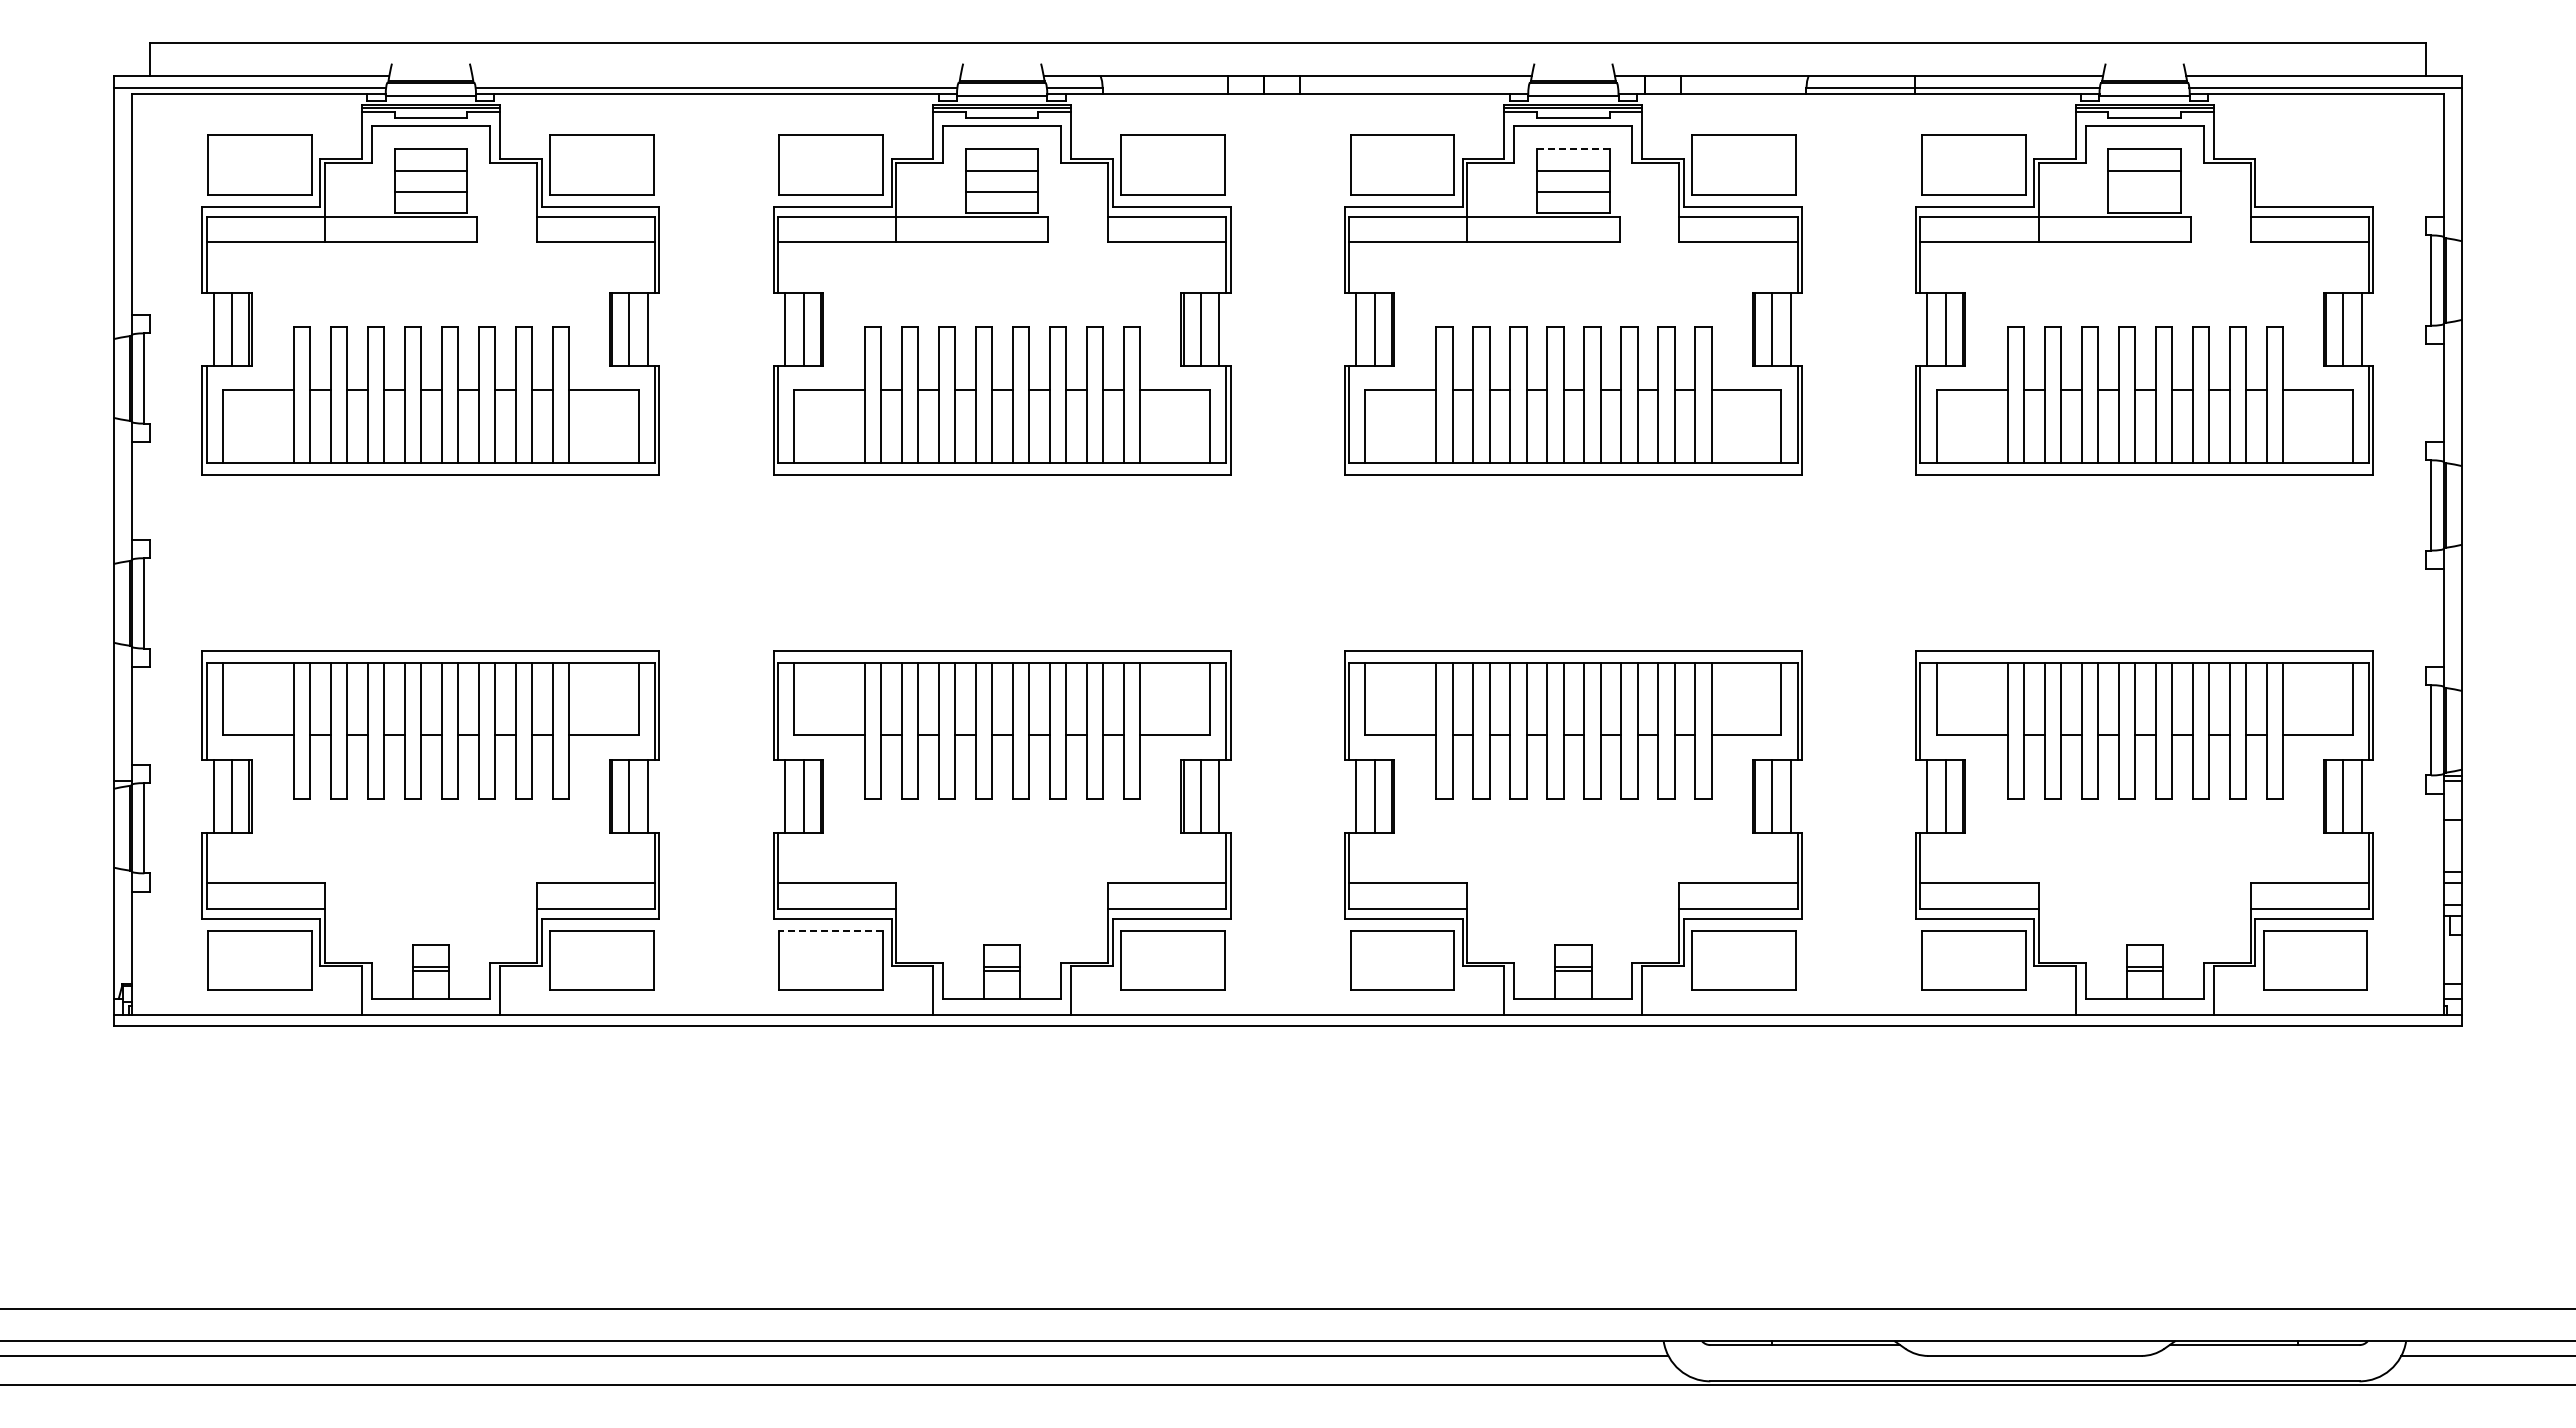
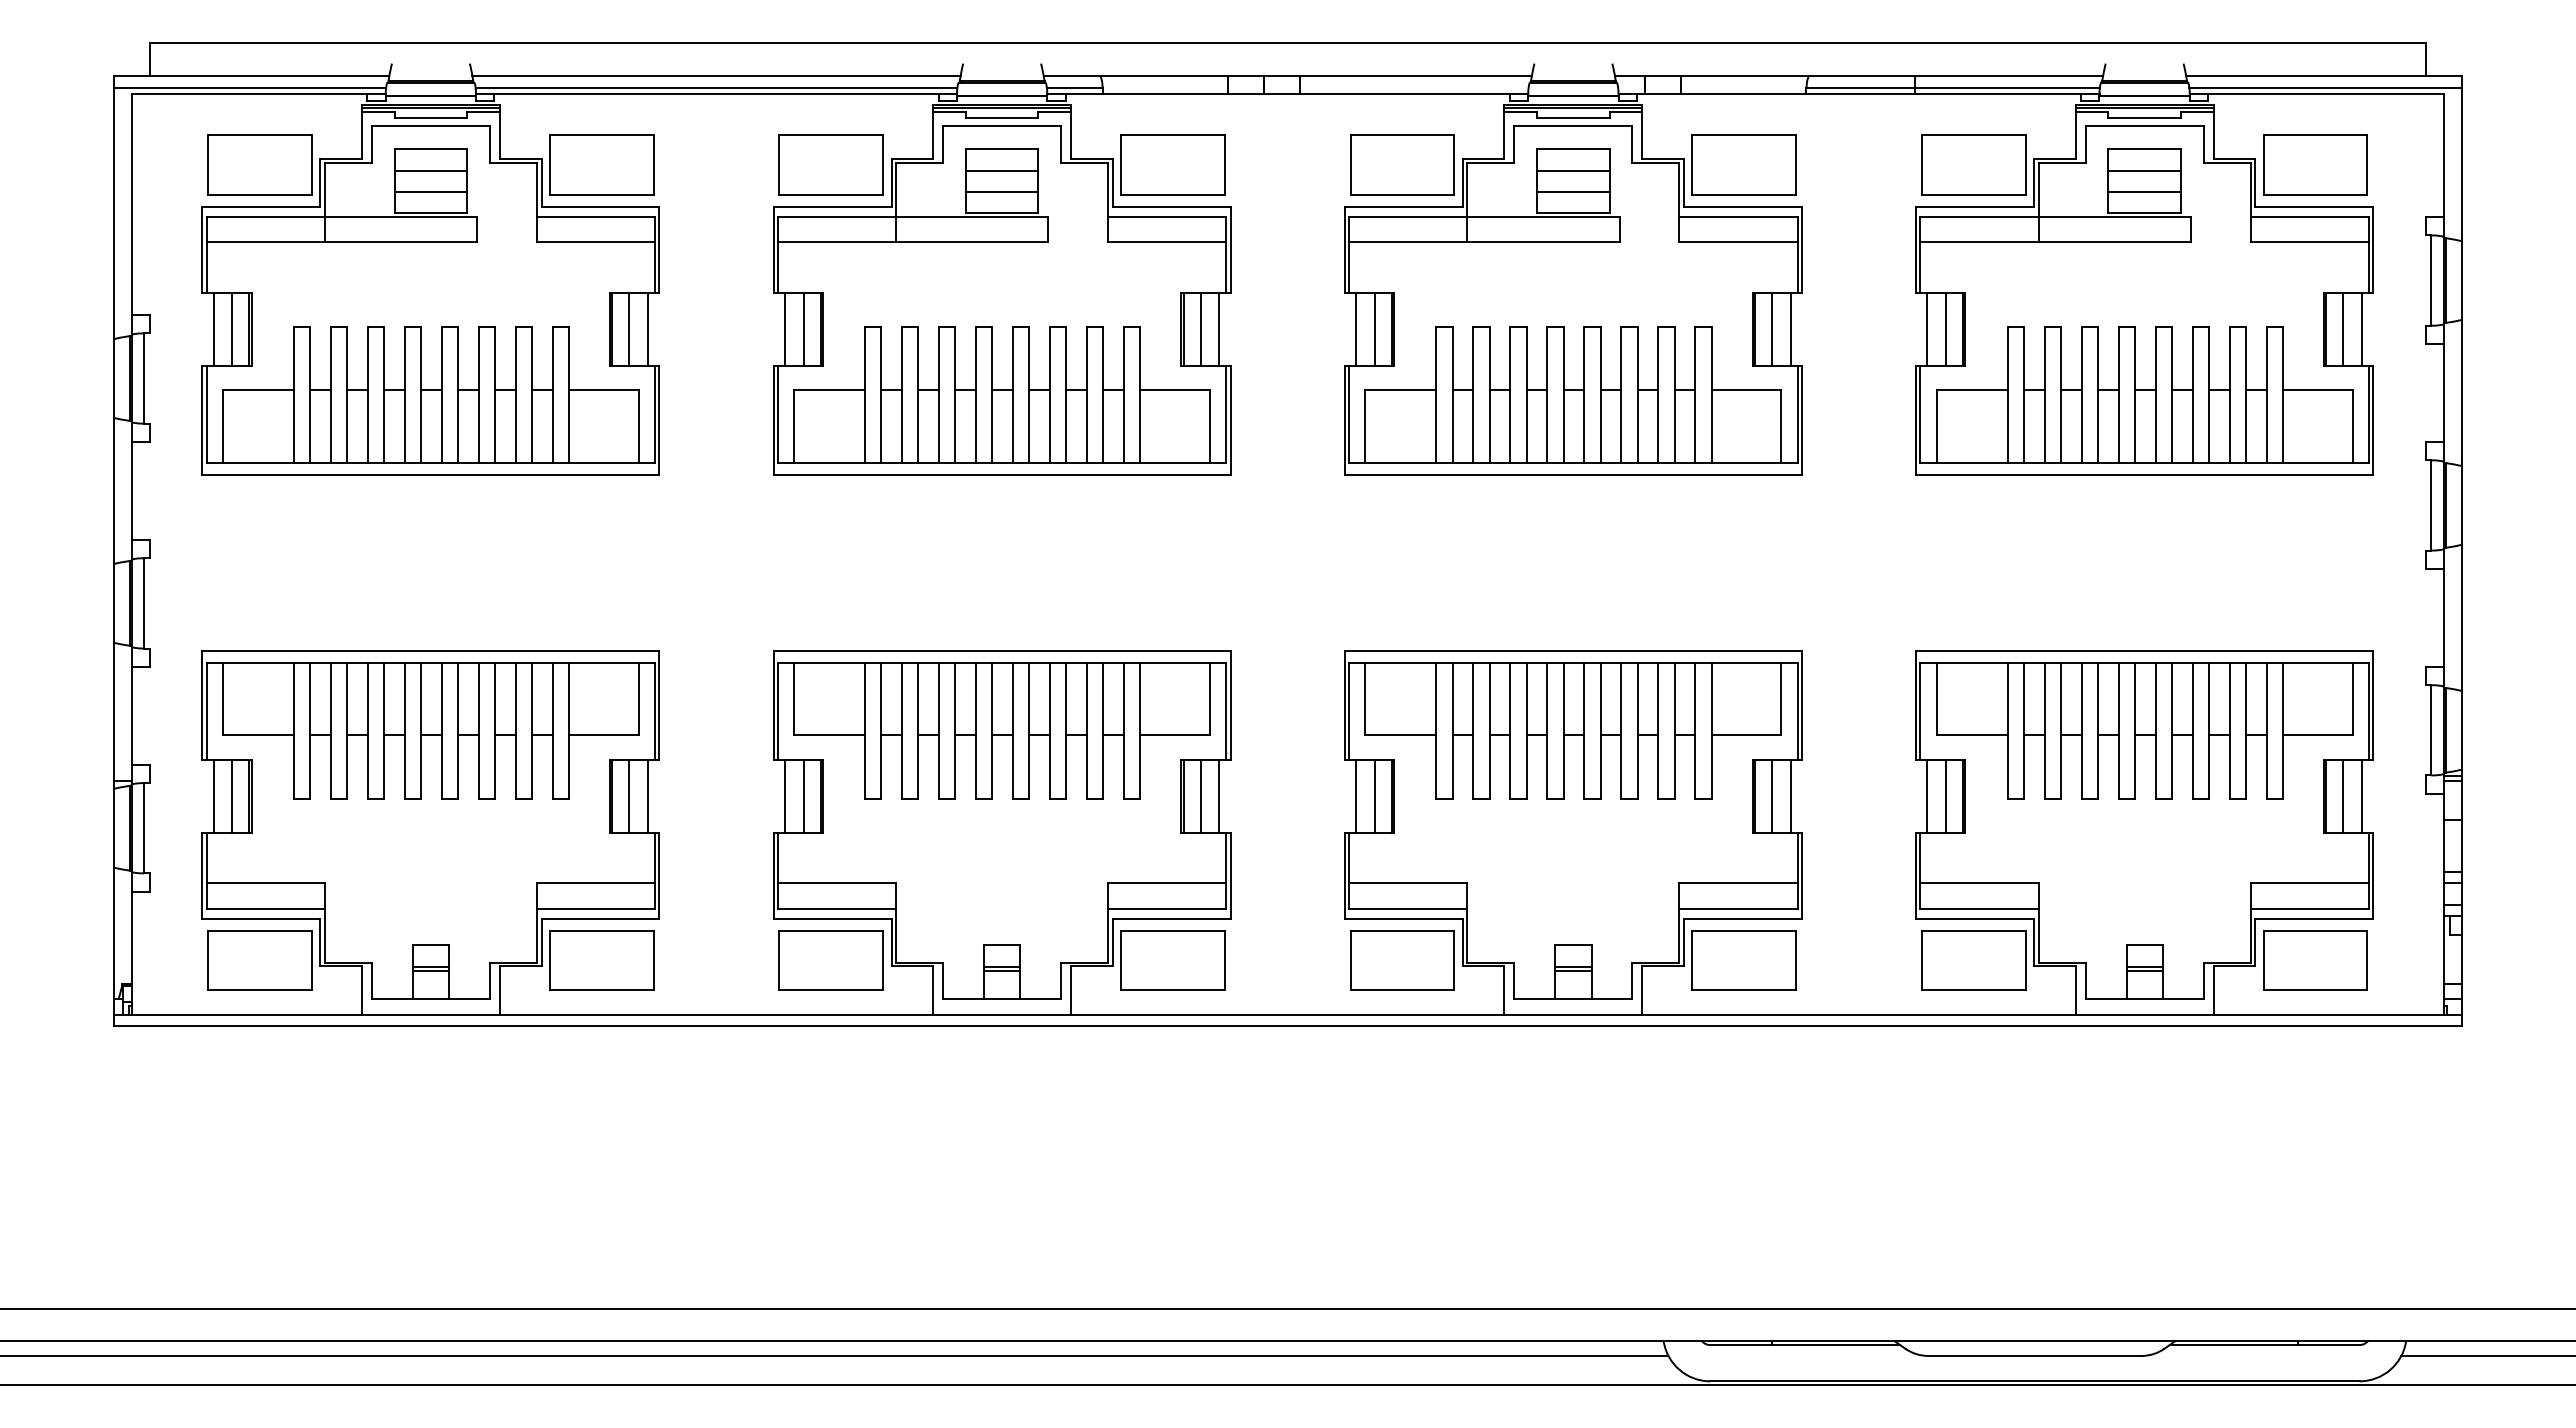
line: none -> present (716, 75)
line: dashed -> solid (1572, 148)
part: none -> present (2315, 164)
line: none -> present (2144, 191)
line: dashed -> solid (831, 930)
